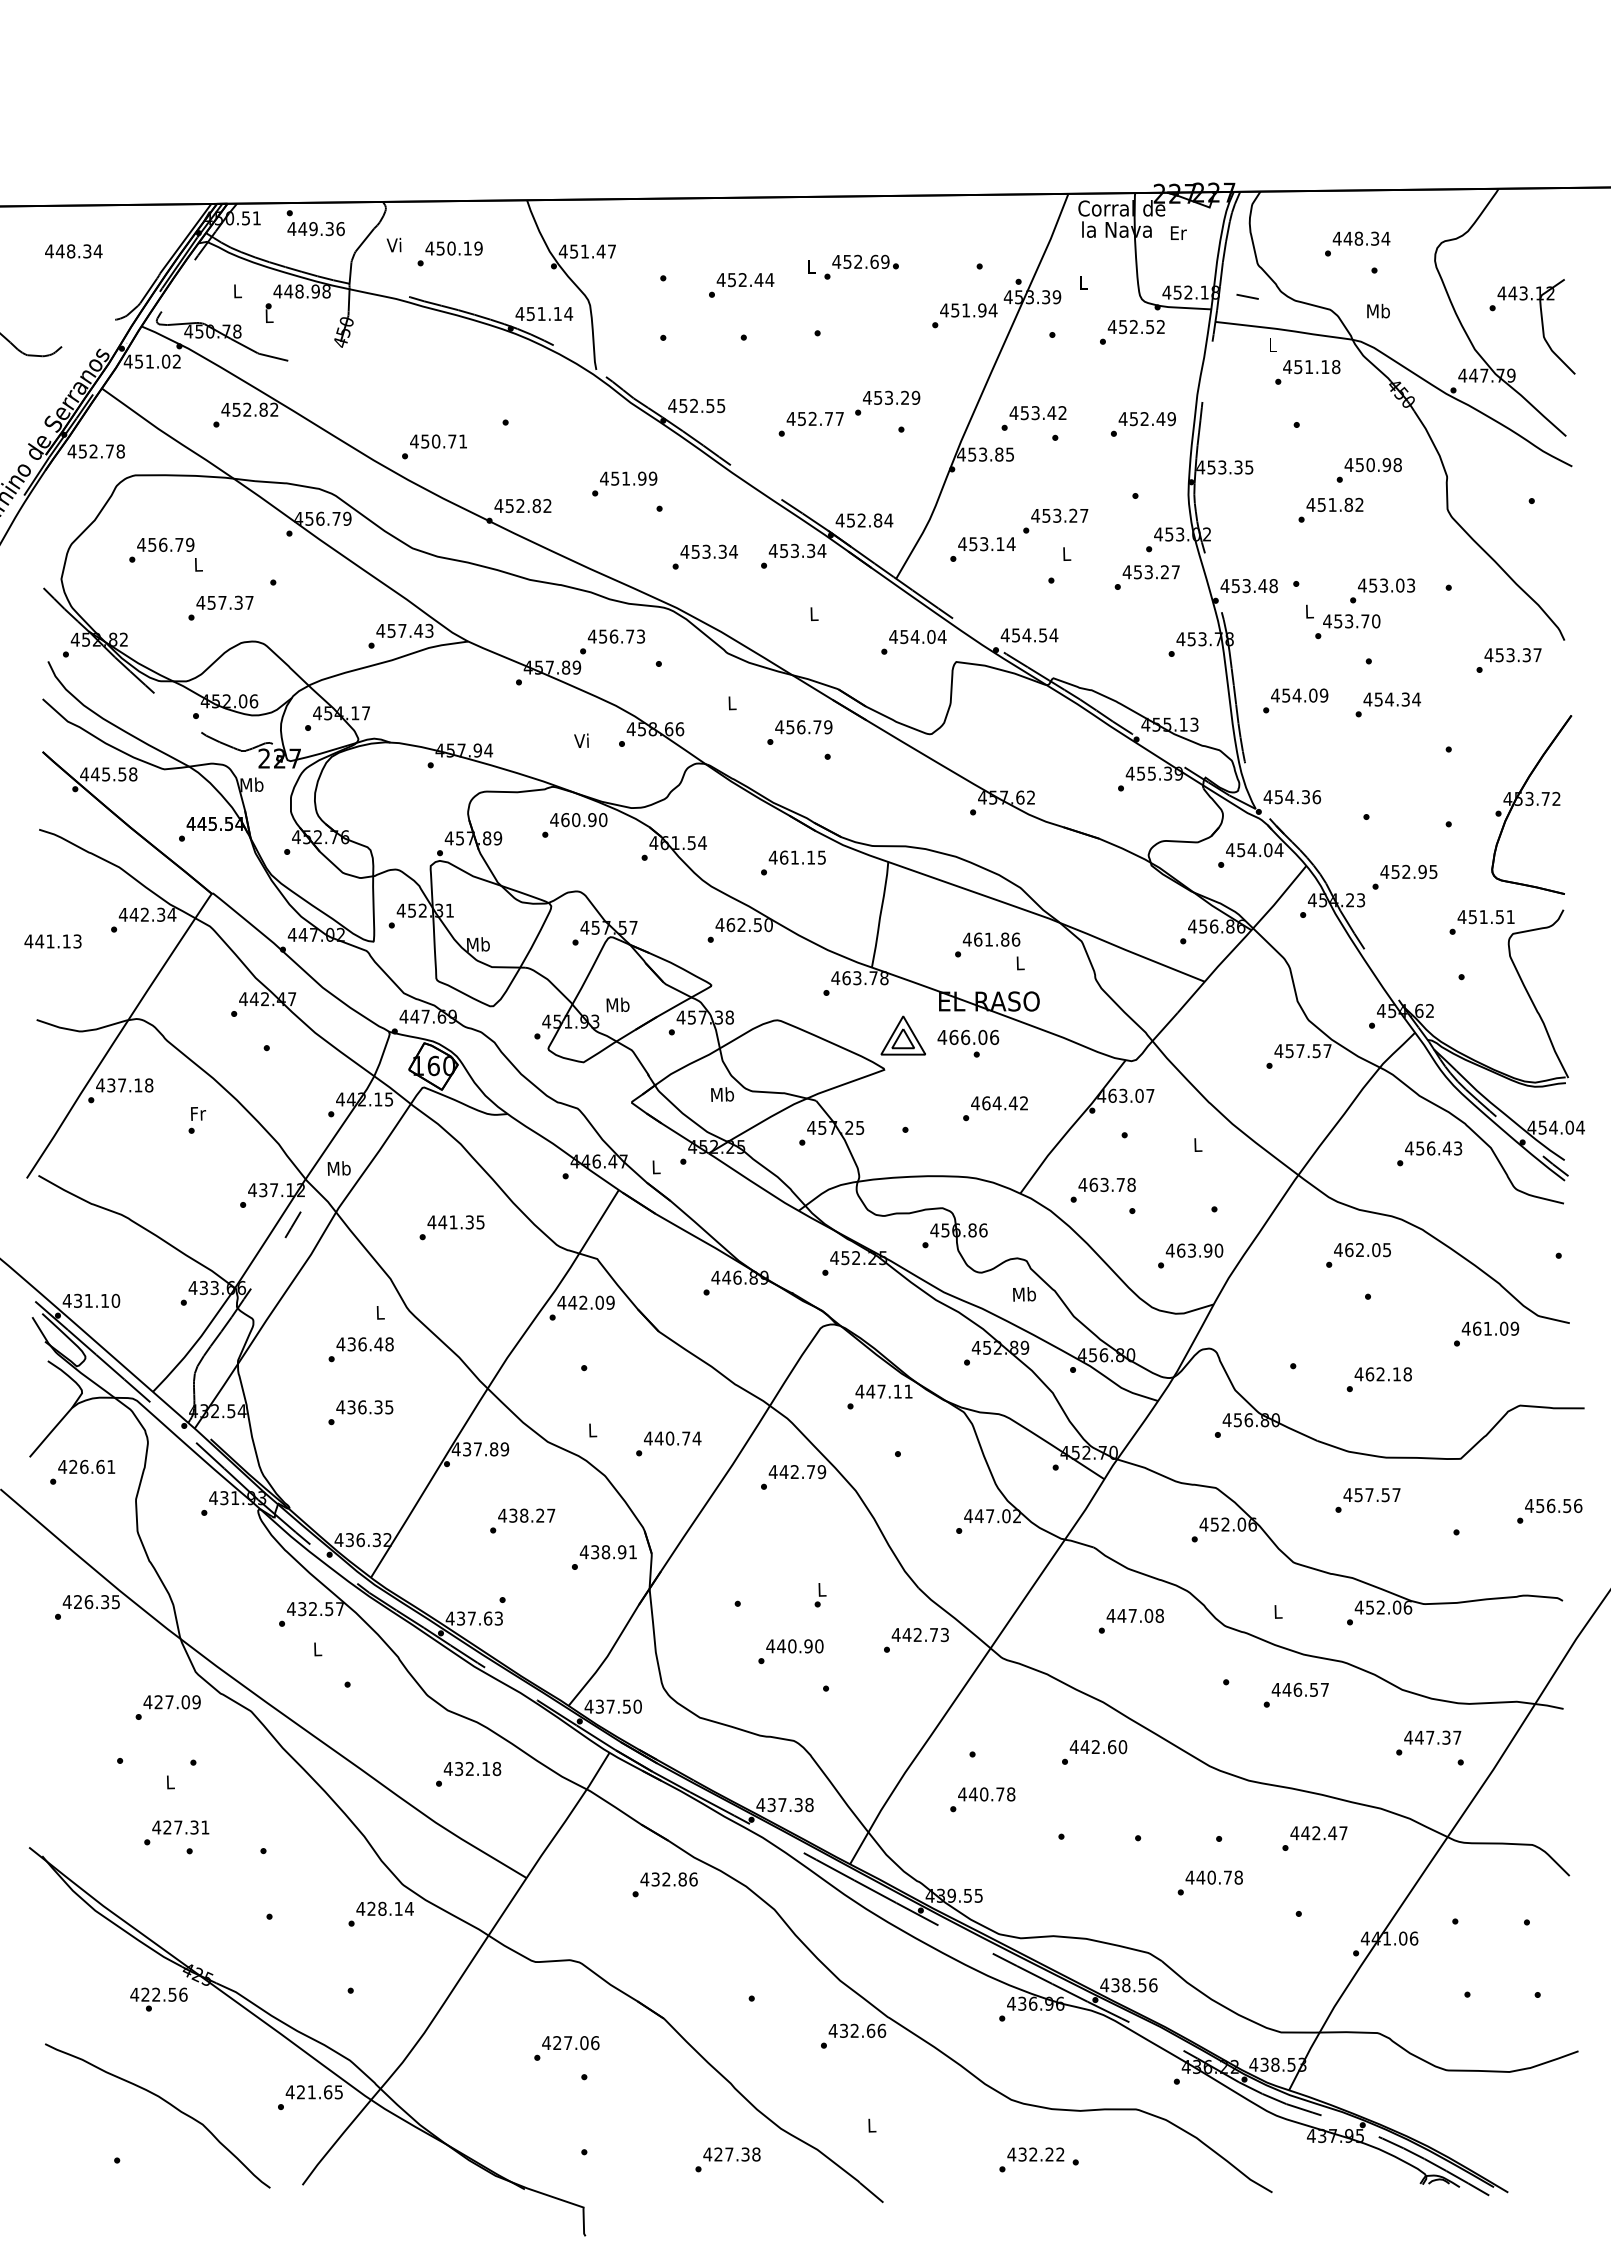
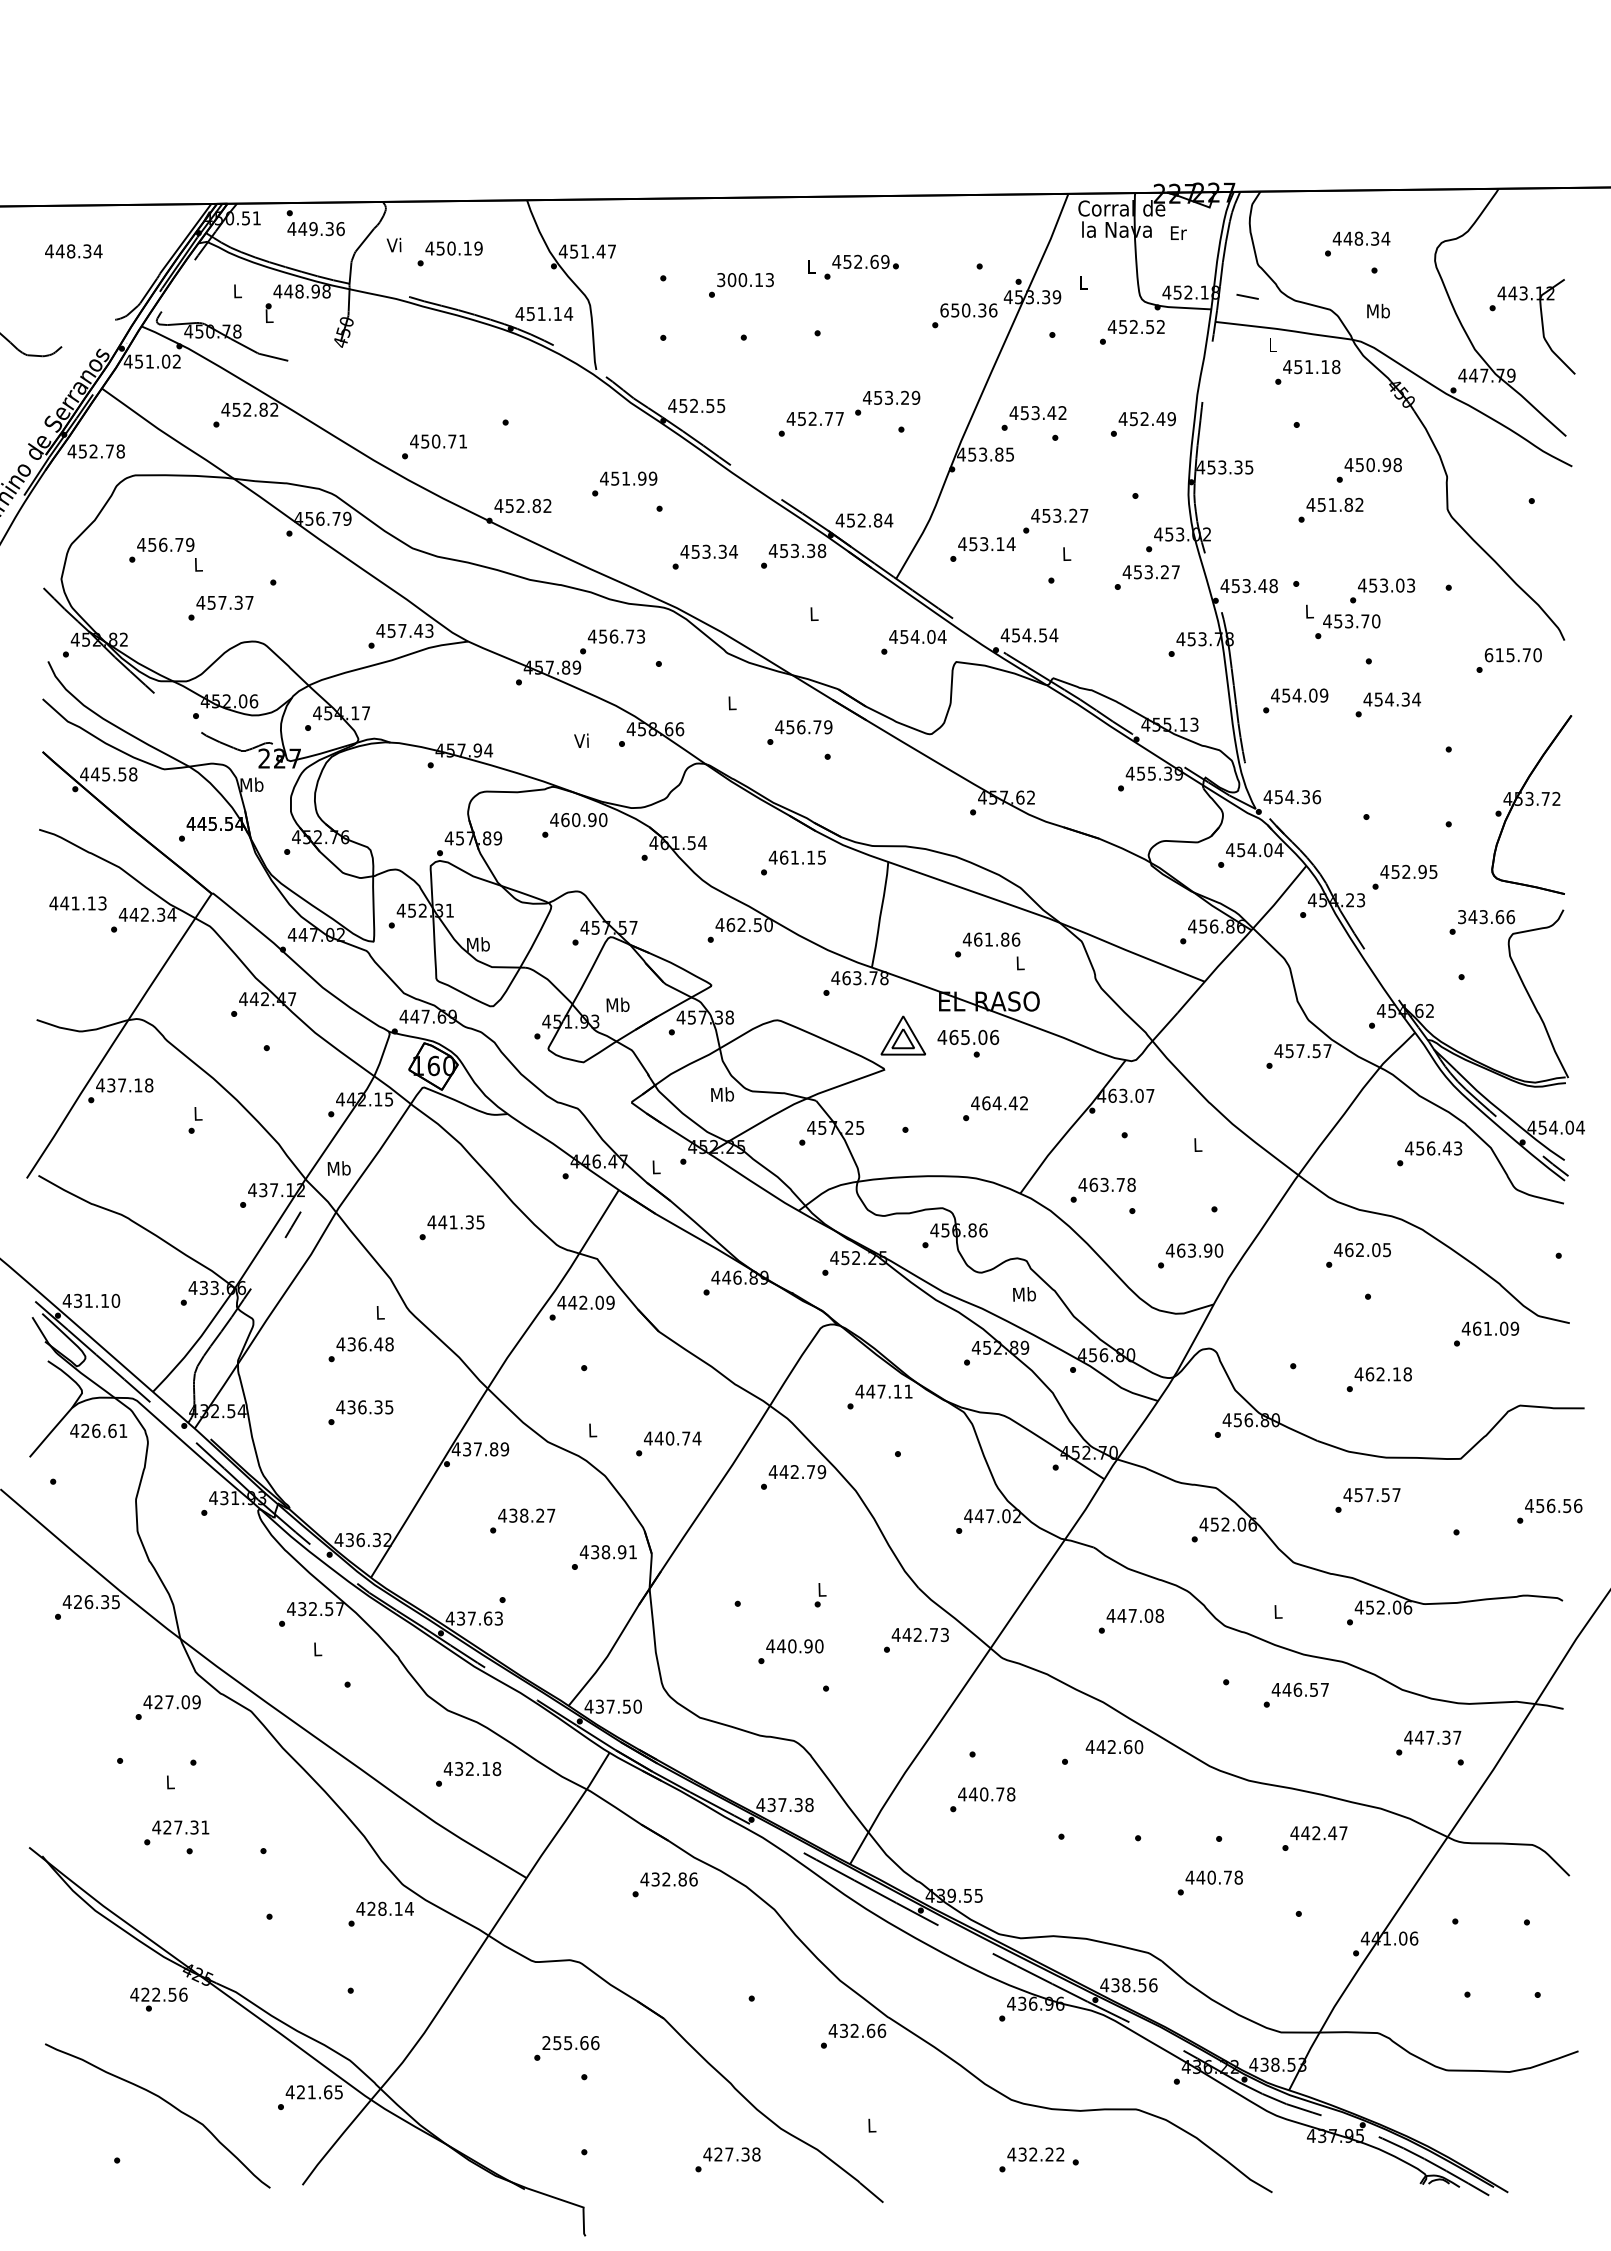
text: 452.44 -> 300.13 (745, 280)
text: 451.94 -> 650.36 (968, 310)
text: 453.34 -> 453.38 (821, 550)
text: 453.37 -> 615.70 (1512, 655)
text: 451.51 -> 343.66 (1486, 917)
text position: (52, 941) -> (77, 903) (77, 903)
text: 466.06 -> 465.06 (965, 1037)
text: Fr -> L (198, 1113)
text position: (86, 1466) -> (98, 1430) (98, 1430)
text position: (1098, 1747) -> (1114, 1747) (1114, 1747)
text: 427.06 -> 255.66 (565, 2043)
